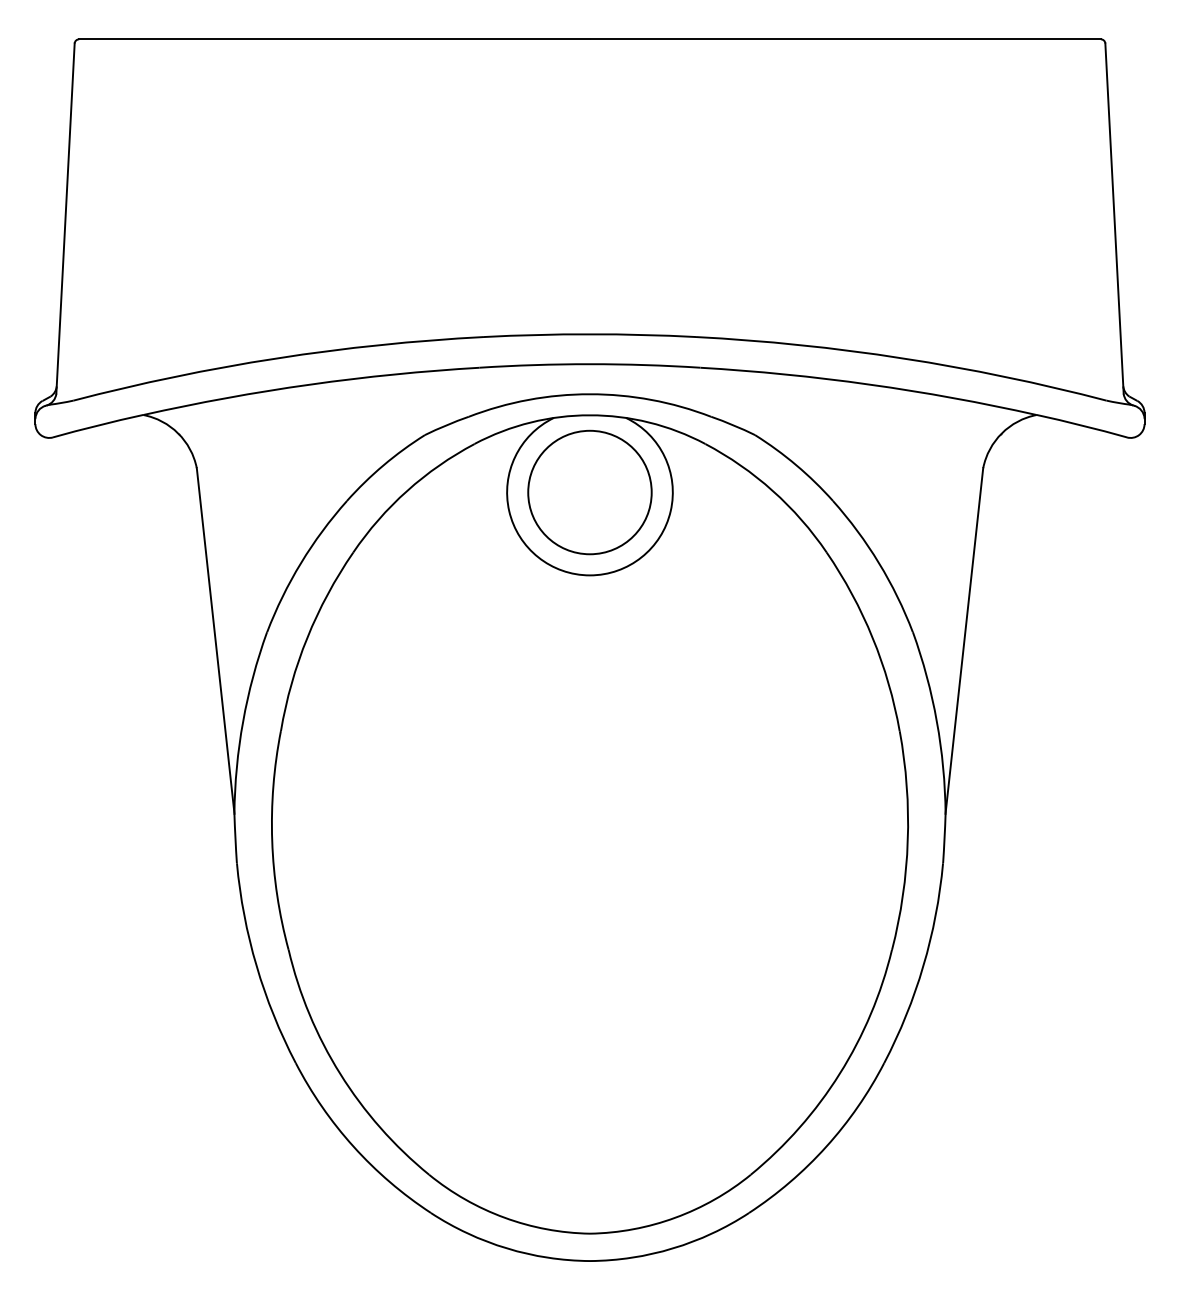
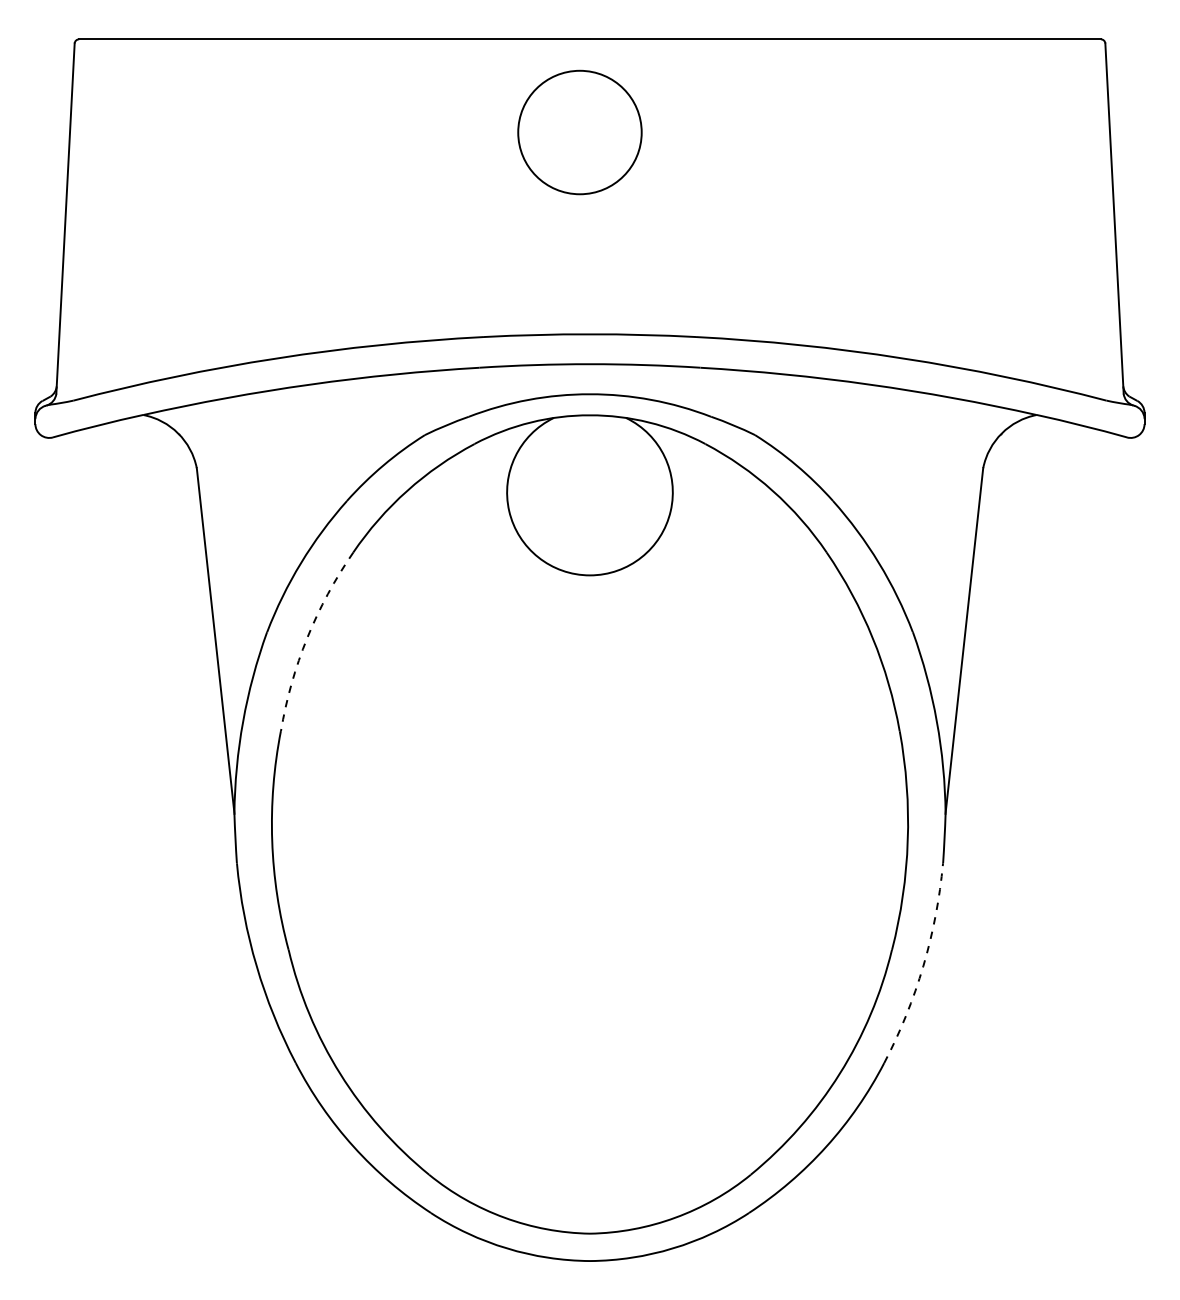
circle position: (589, 492) -> (579, 132) (579, 132)
arc: solid -> dashed (307, 637)
arc: solid -> dashed (923, 966)
